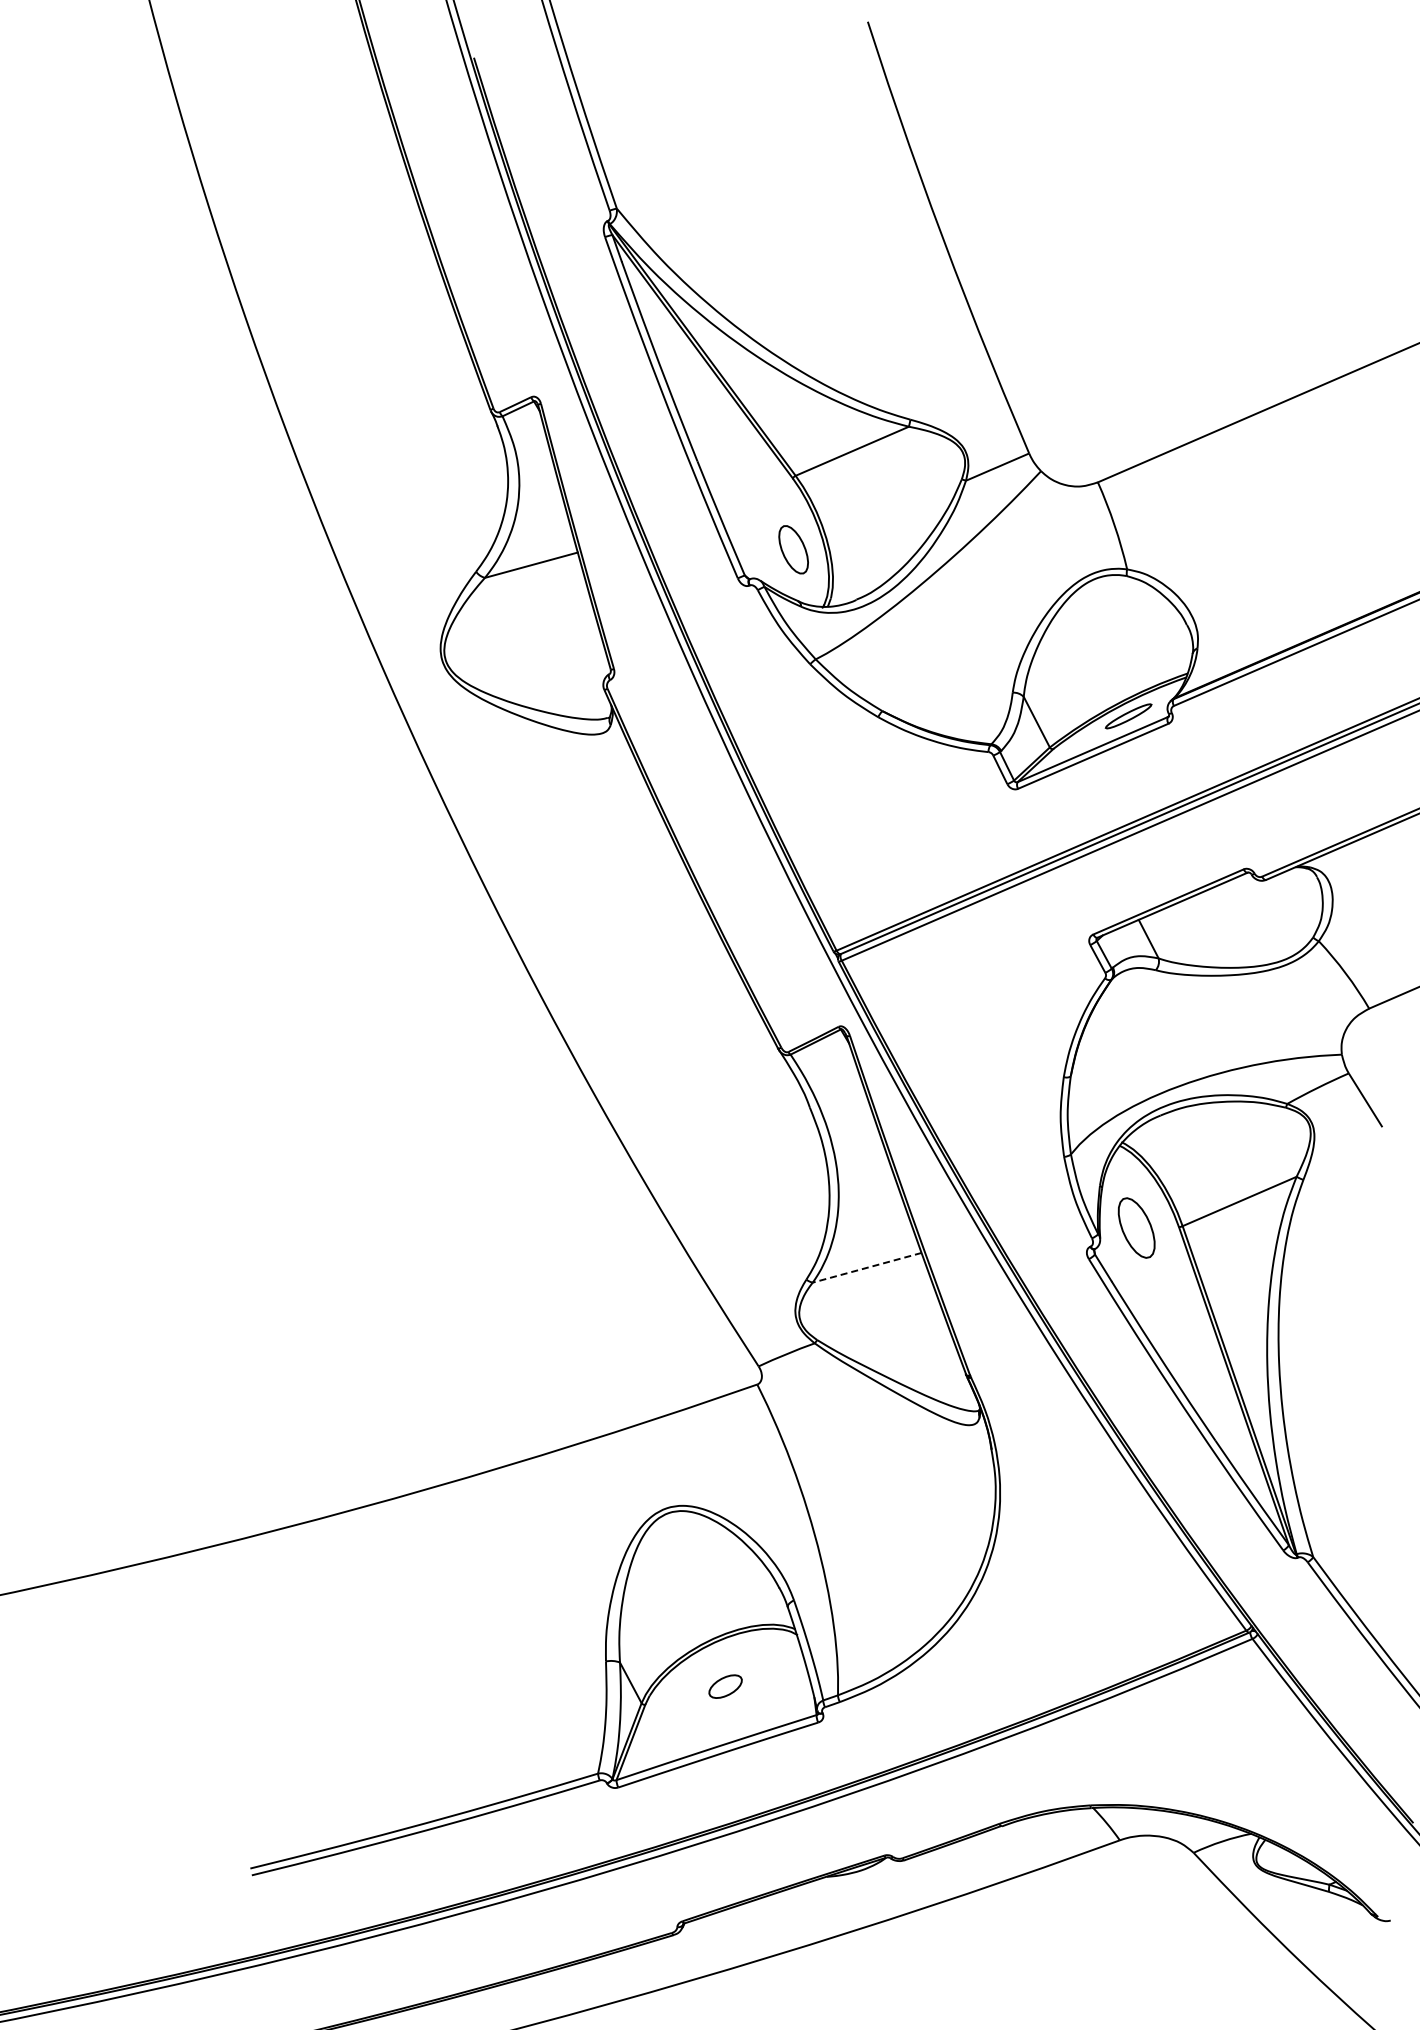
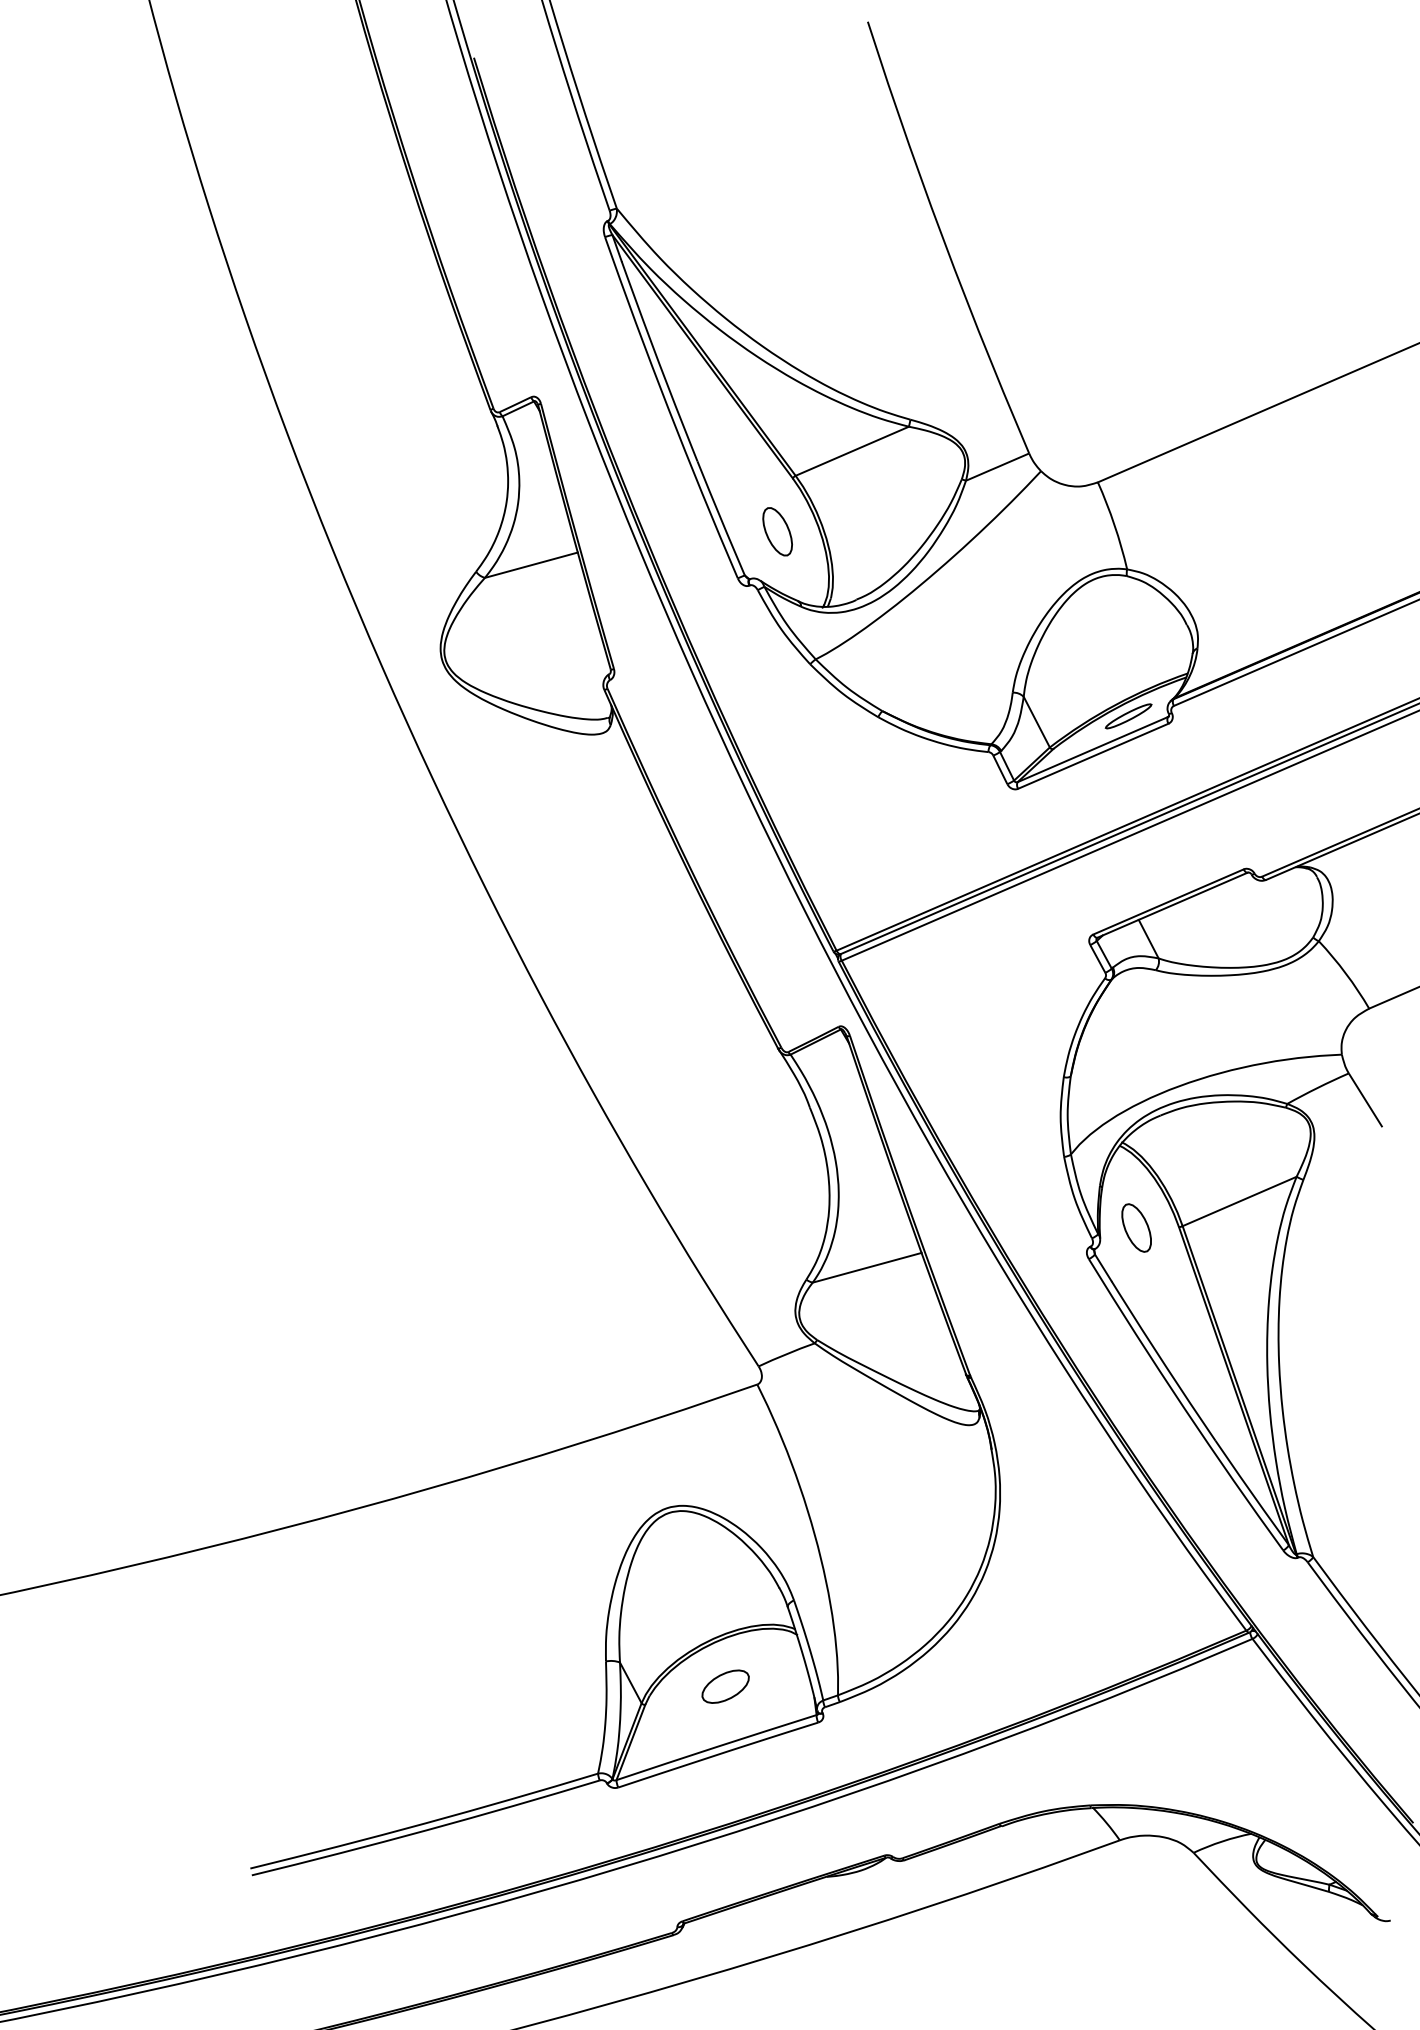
part position: (793, 549) -> (777, 531) (777, 531)
part size: 39x62 px -> 31x50 px (1136, 1227)
line: dashed -> solid (866, 1267)
part size: 35x25 px -> 49x35 px (725, 1686)
